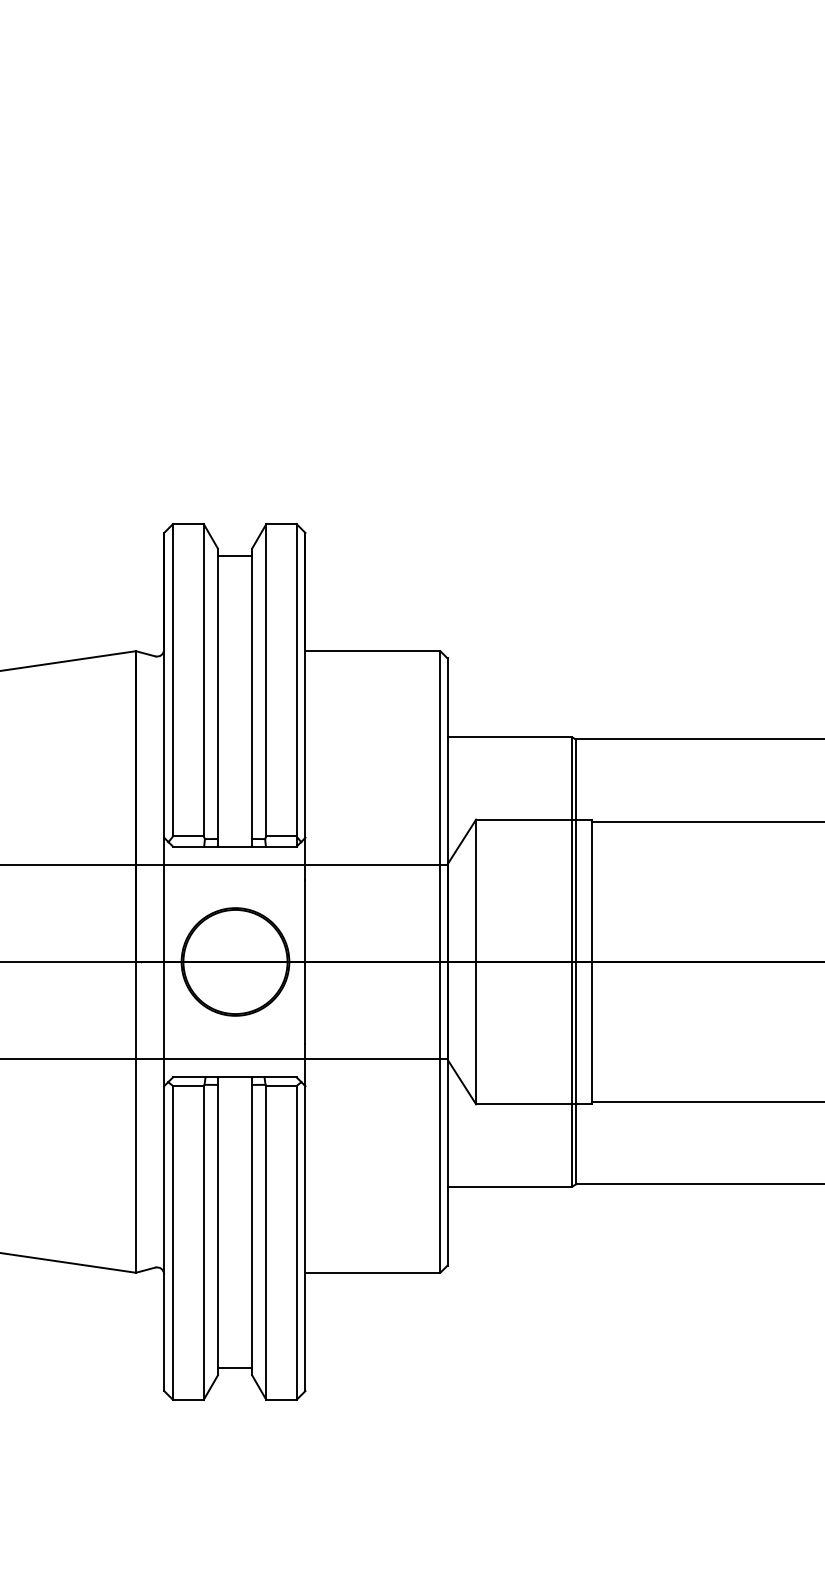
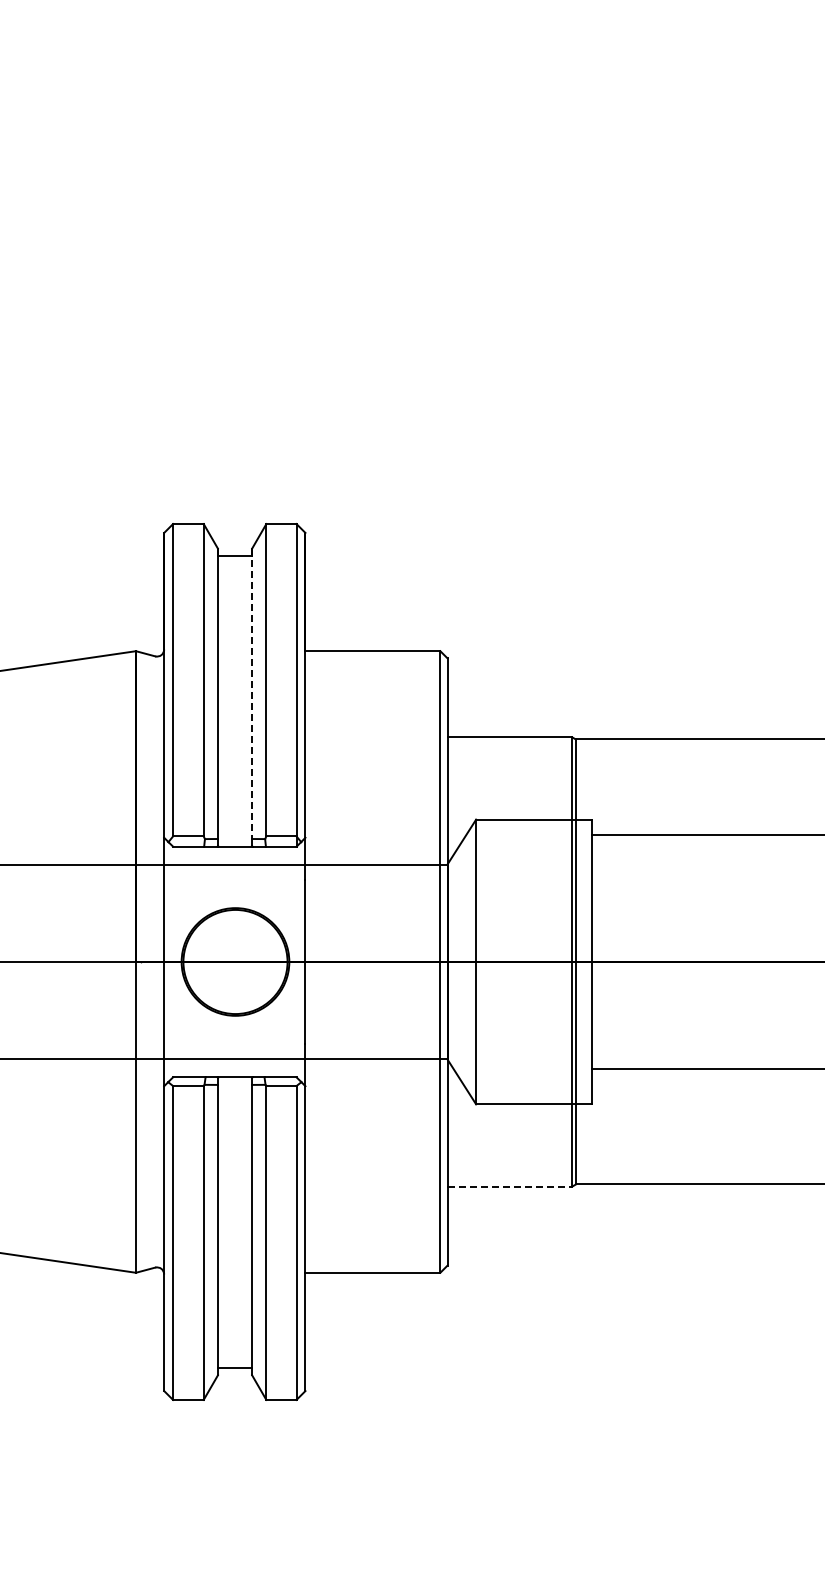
line: solid -> dashed (252, 694)
line position: (706, 822) -> (706, 835) (706, 835)
line position: (706, 1101) -> (706, 1068) (706, 1068)
line: solid -> dashed (510, 1186)
